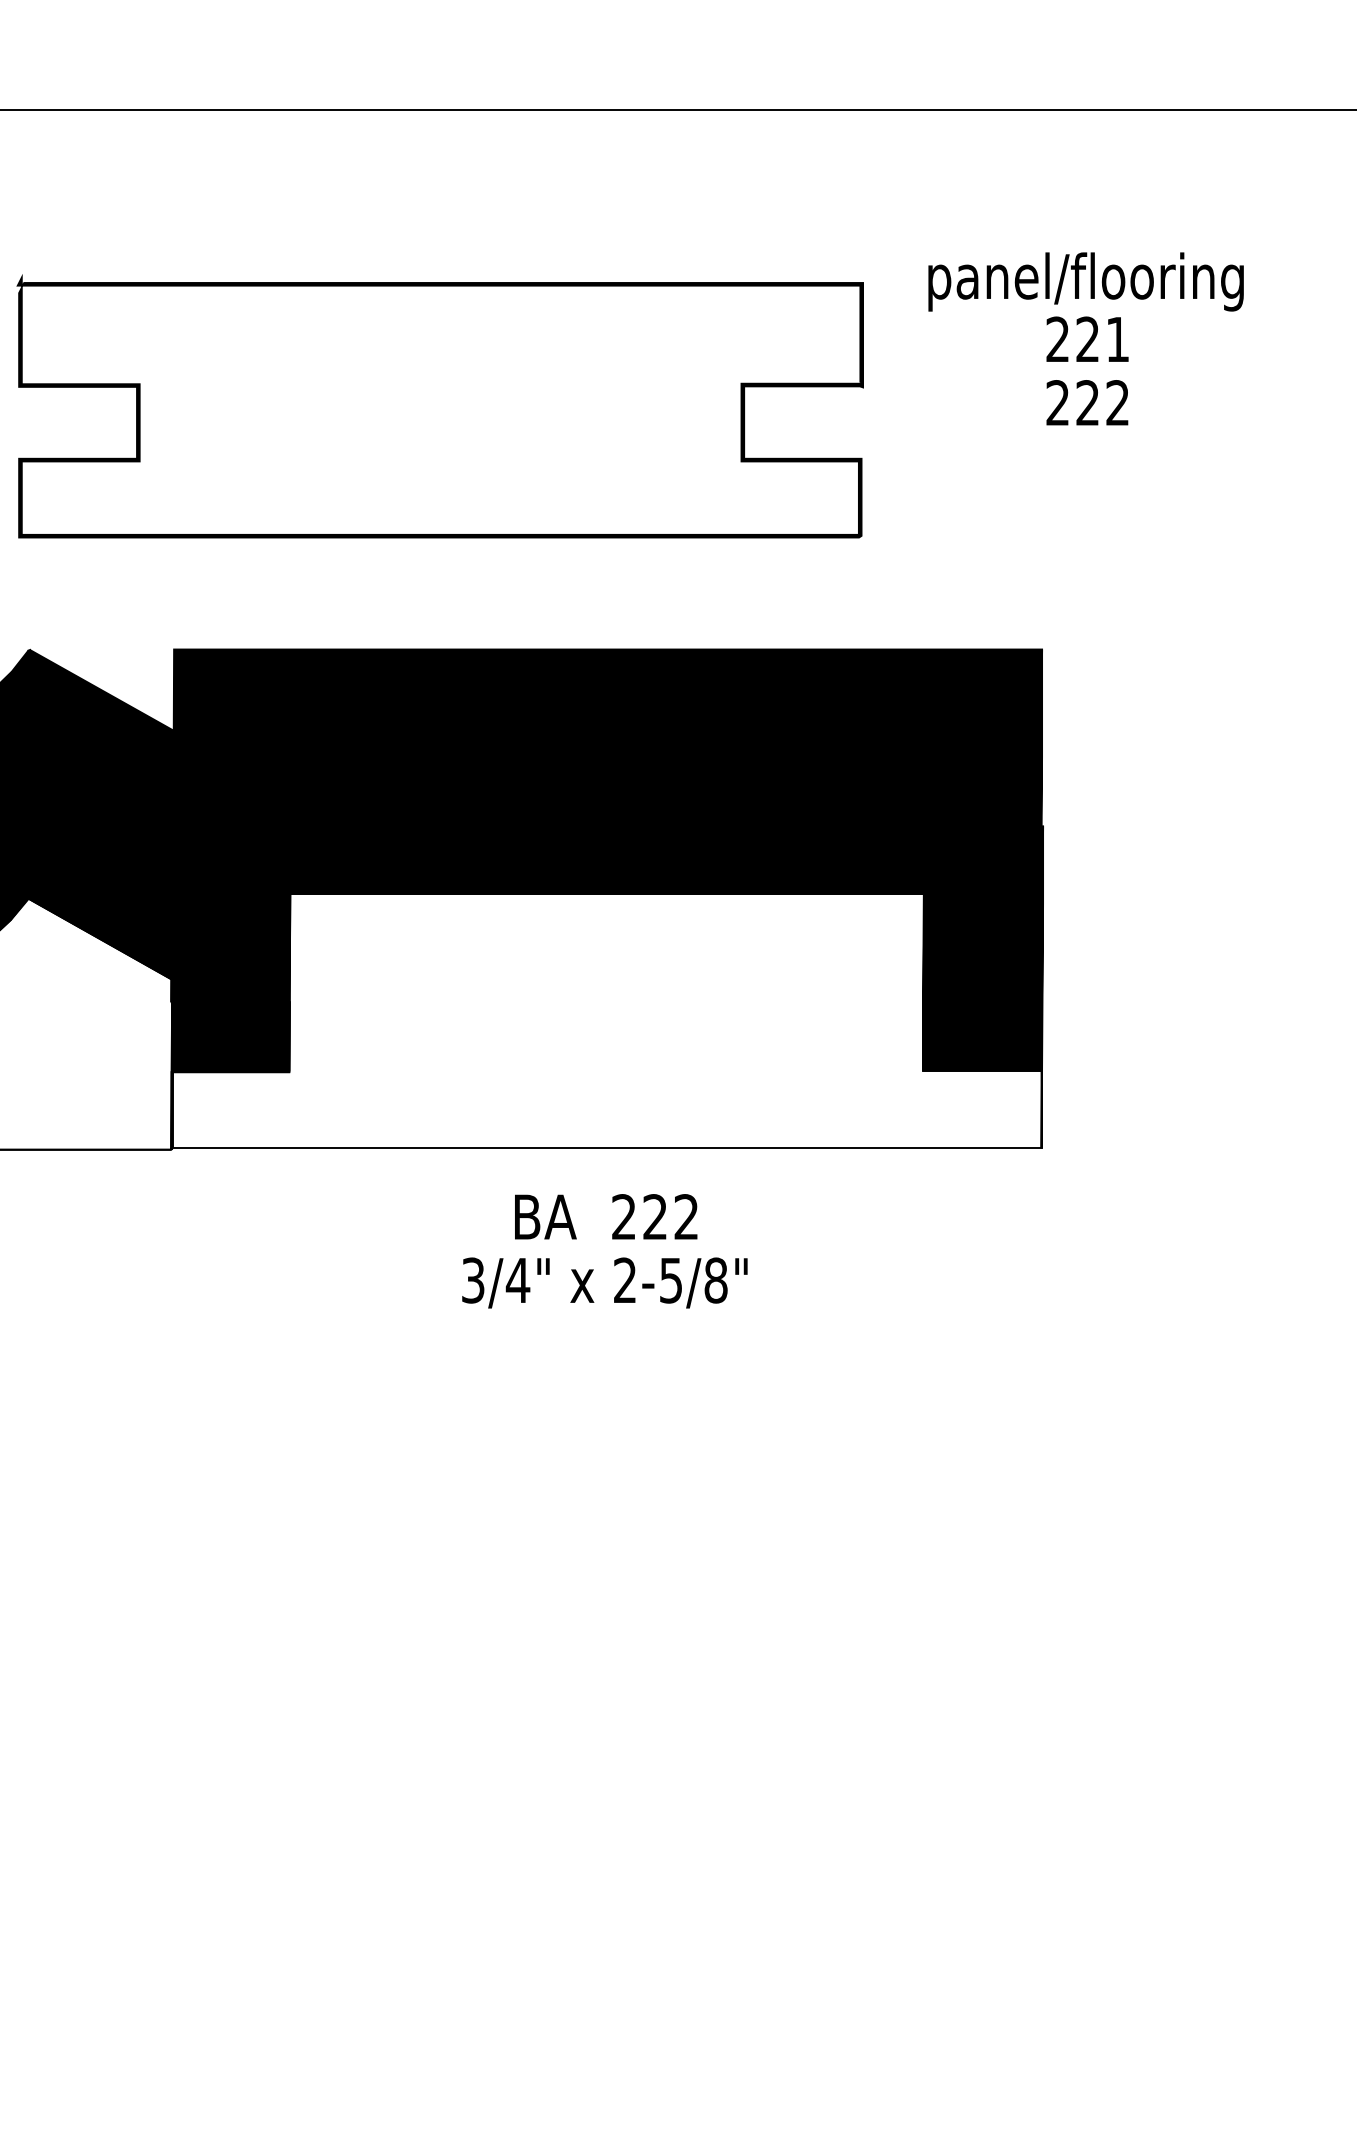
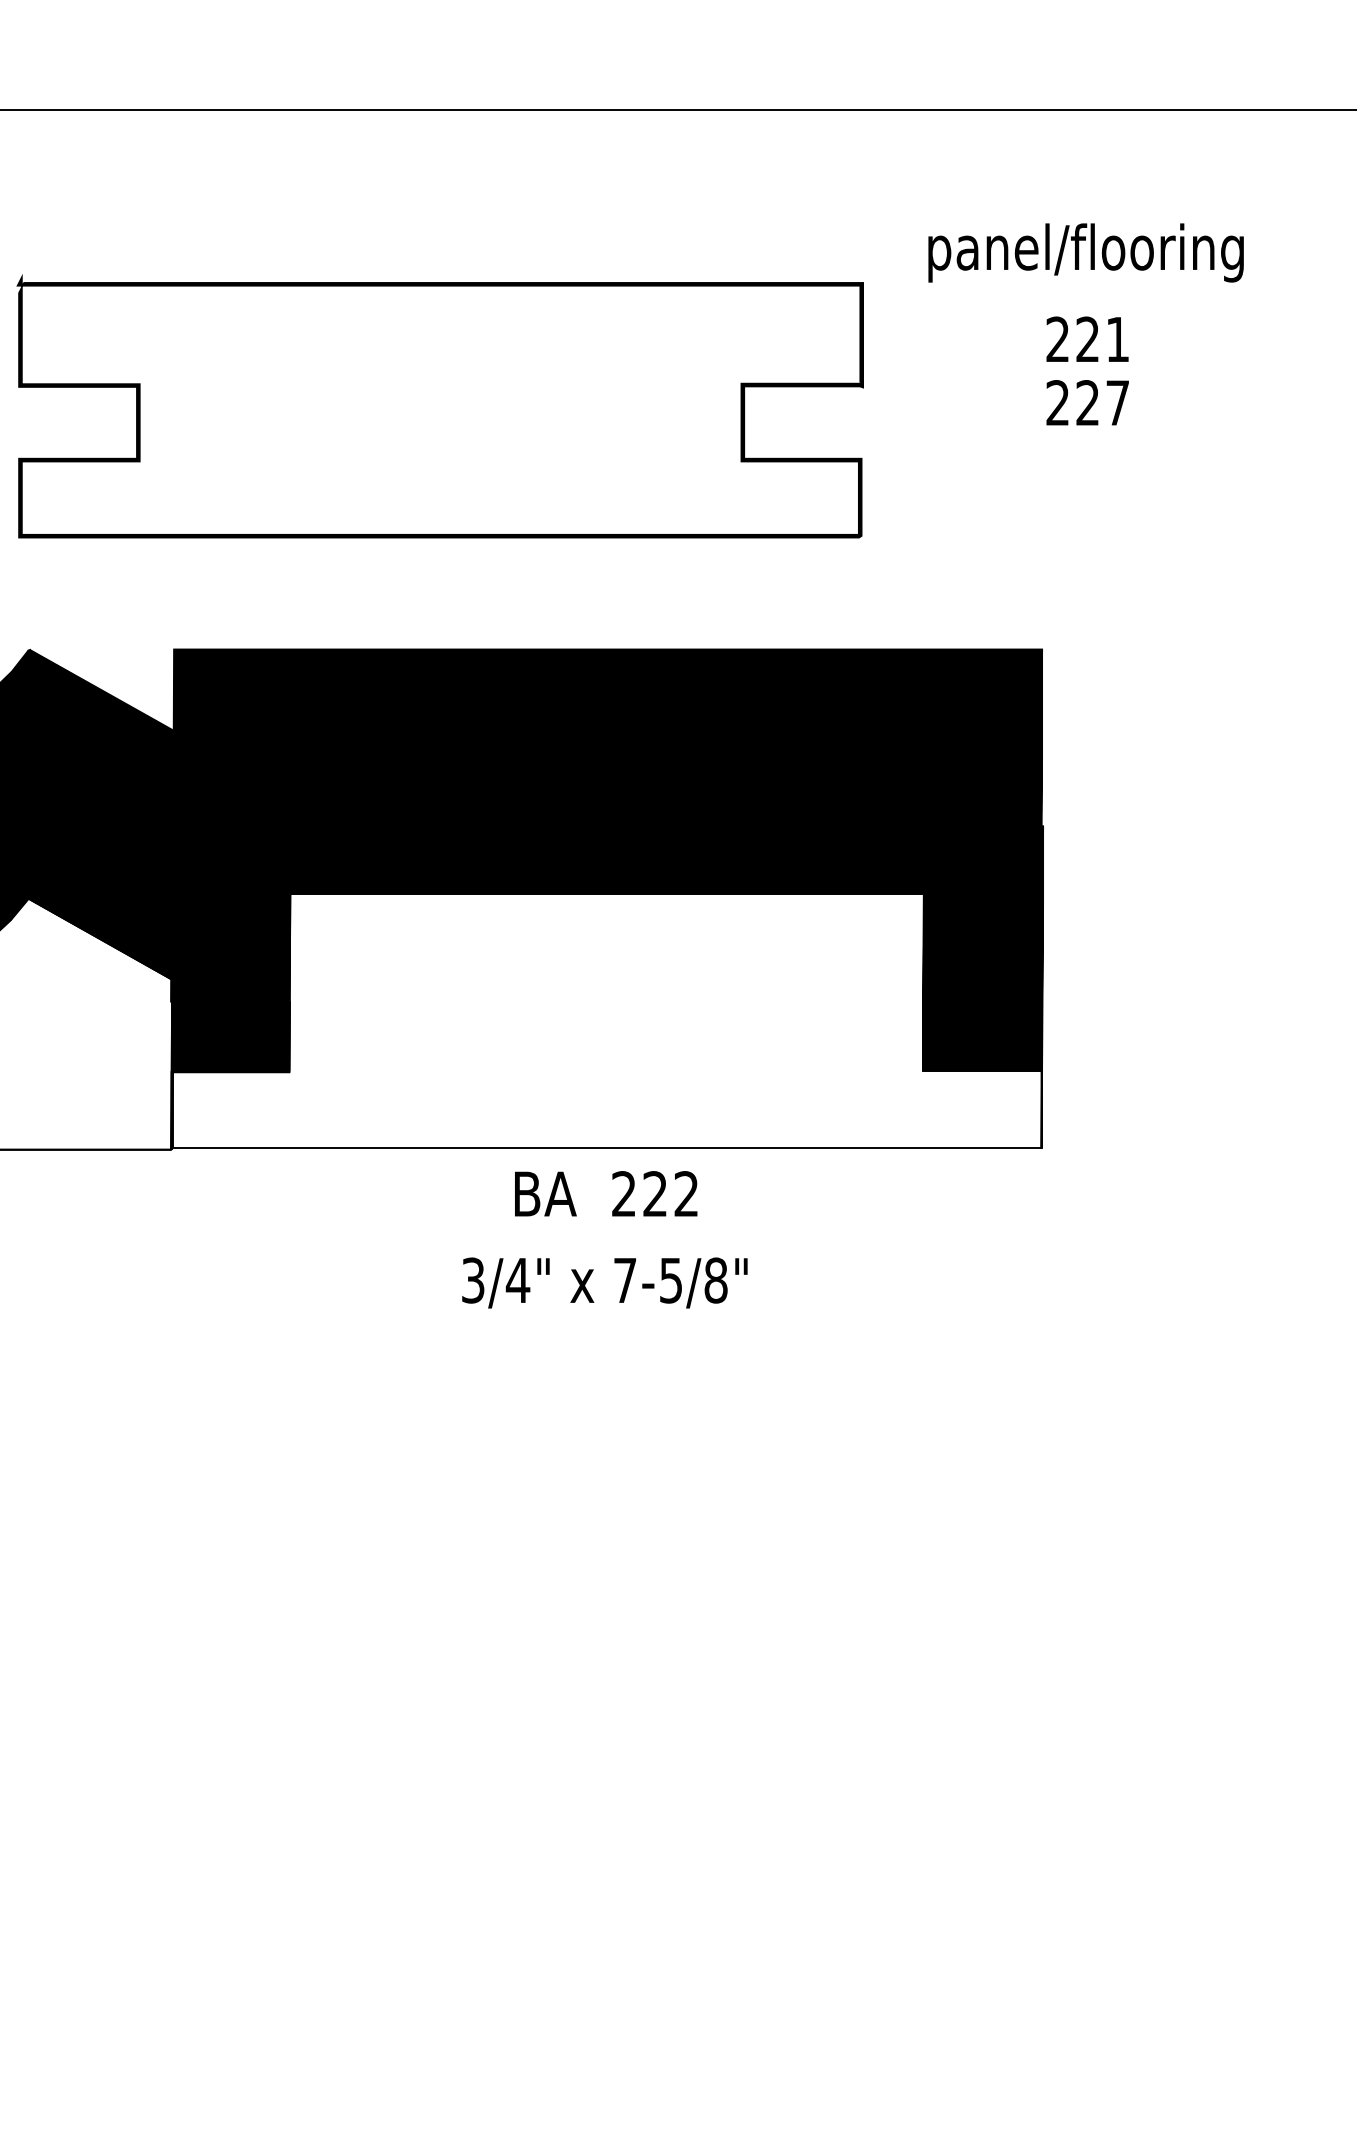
text position: (1085, 281) -> (1085, 252) (1085, 252)
text: 222 -> 227 (1117, 402)
text position: (606, 1216) -> (606, 1193) (606, 1193)
text: 2-5/8" -> 7-5/8" (624, 1279)
